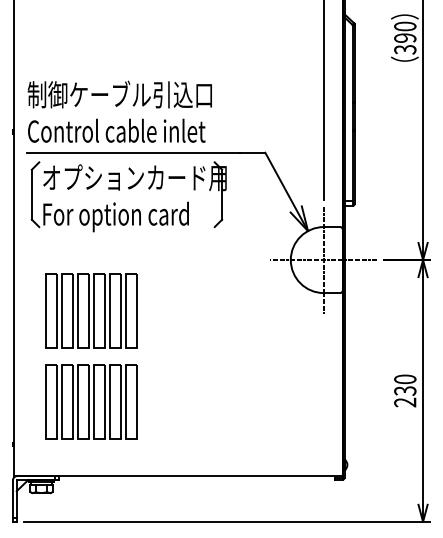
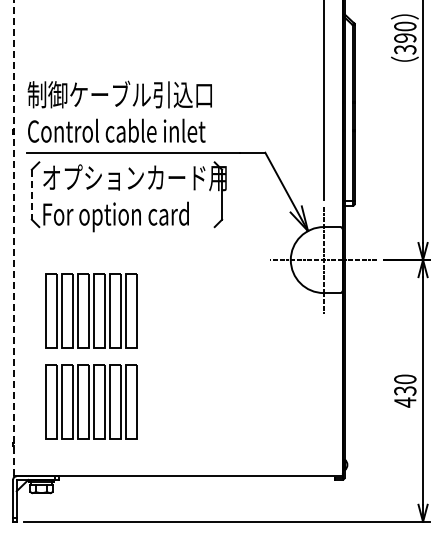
line: solid -> dashed (31, 194)
line: solid -> dashed (14, 238)
text: 230 -> 430 (405, 402)
